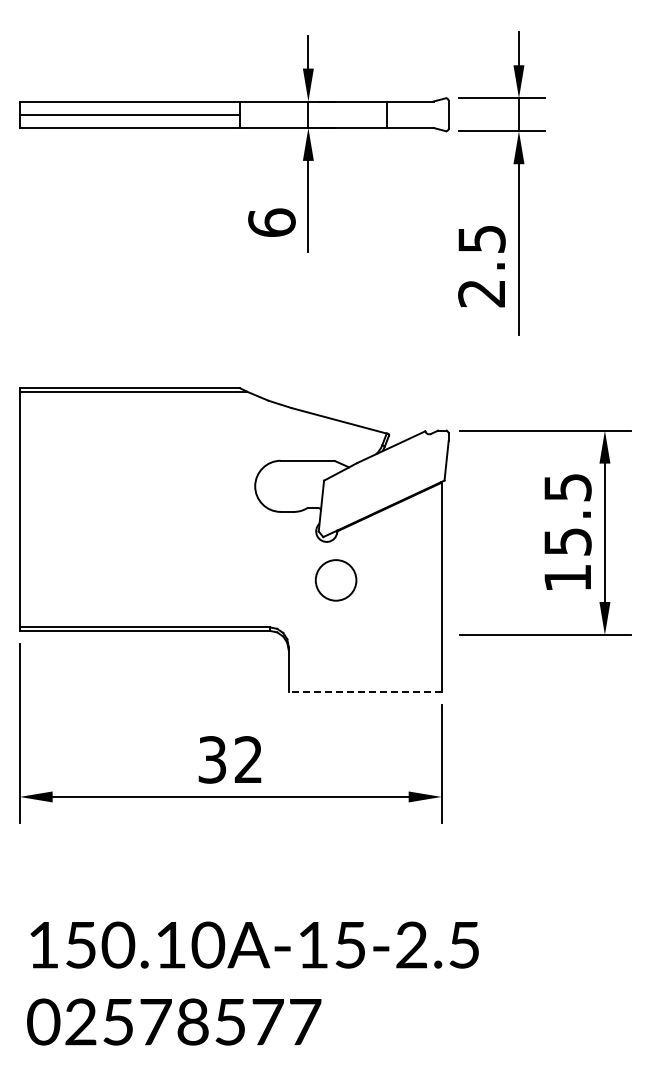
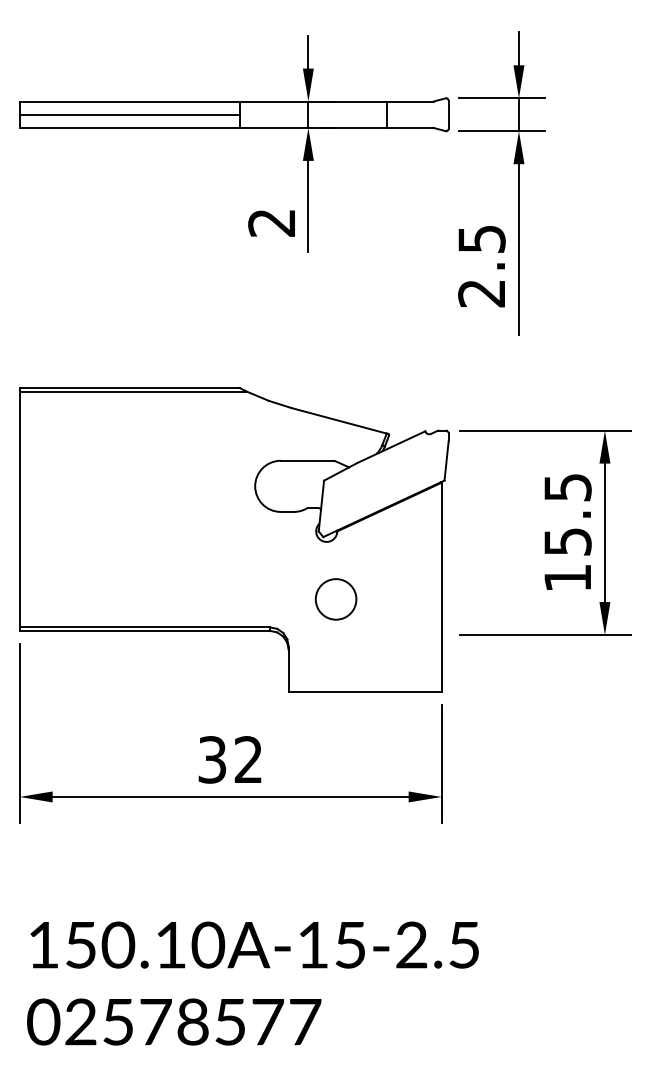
text: 6 -> 2 (271, 222)
circle position: (335, 580) -> (335, 599) (335, 599)
line: dashed -> solid (364, 691)
